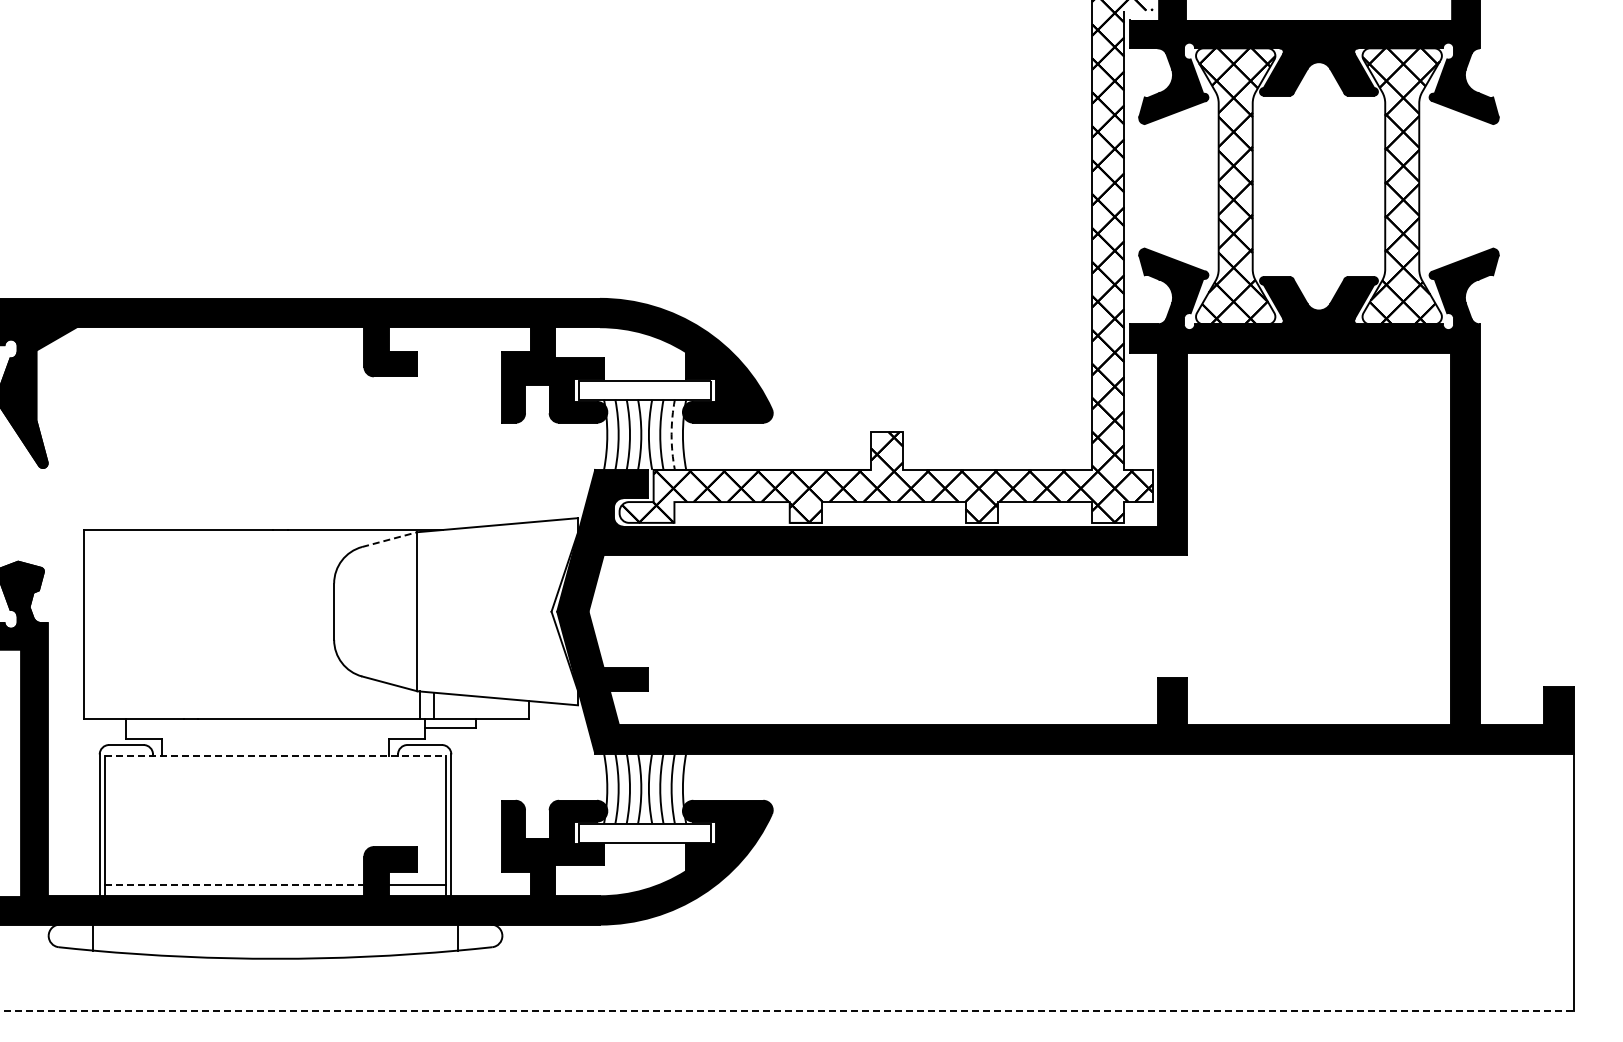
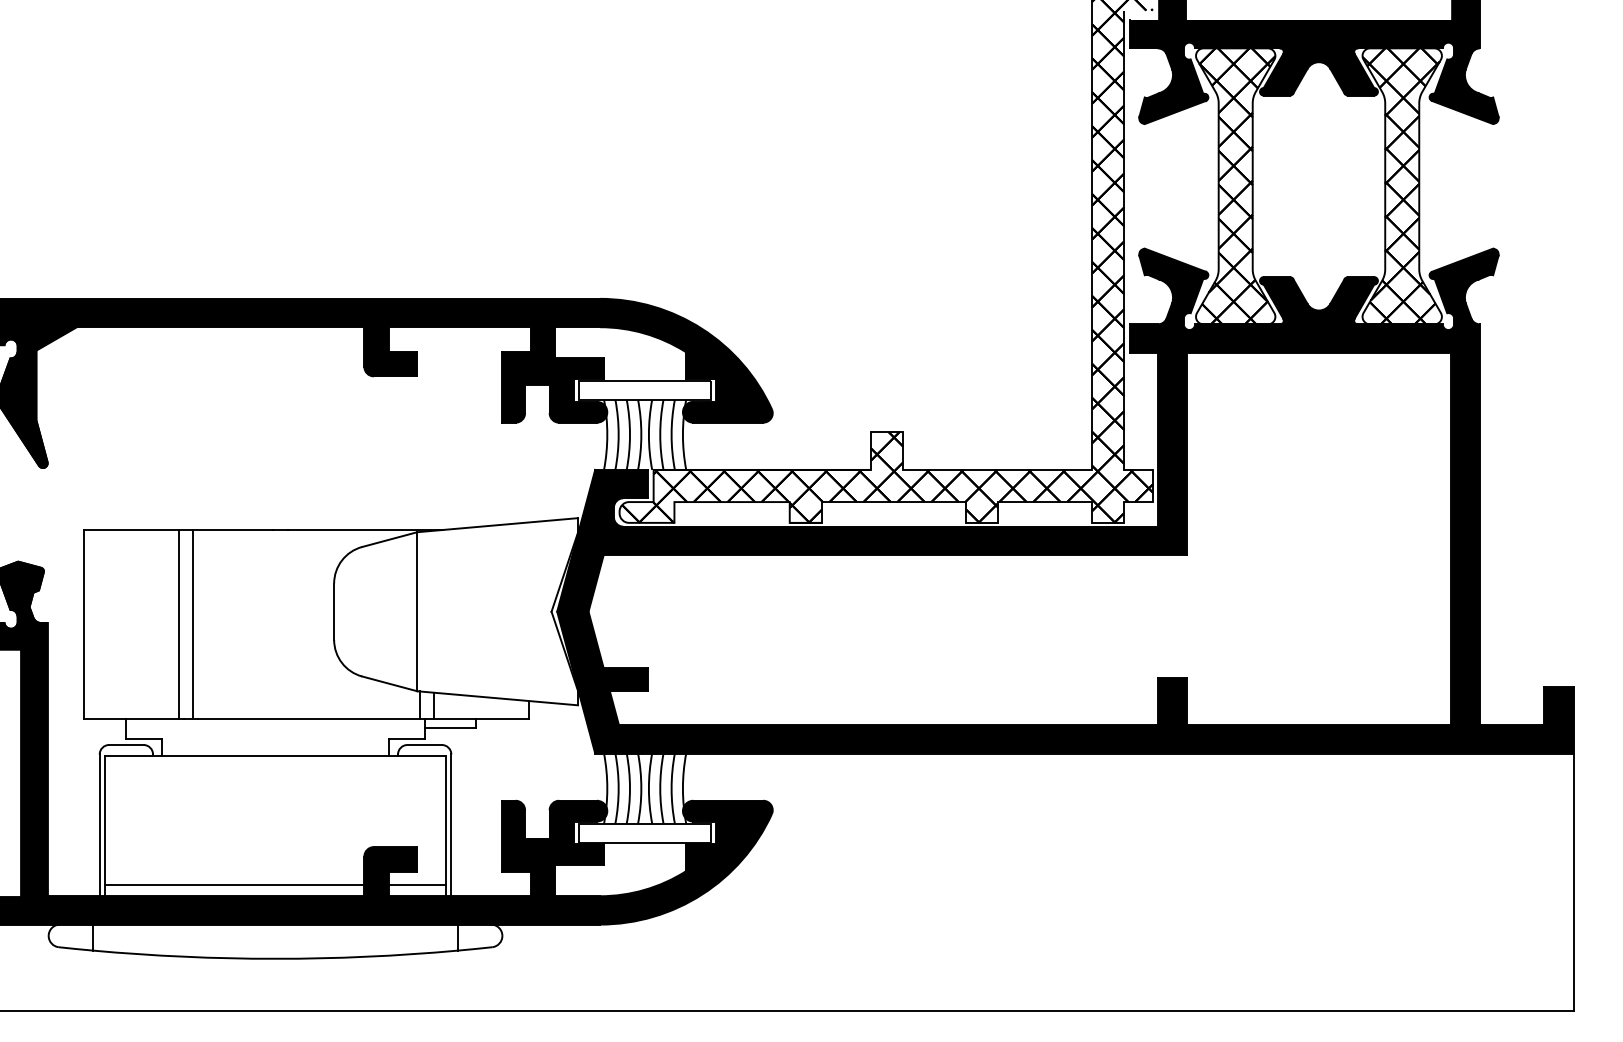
arc: dashed -> solid (671, 434)
line: dashed -> solid (389, 539)
line: none -> present (178, 624)
line: none -> present (193, 624)
line: dashed -> solid (276, 756)
line: dashed -> solid (235, 884)
line: dashed -> solid (787, 1010)
